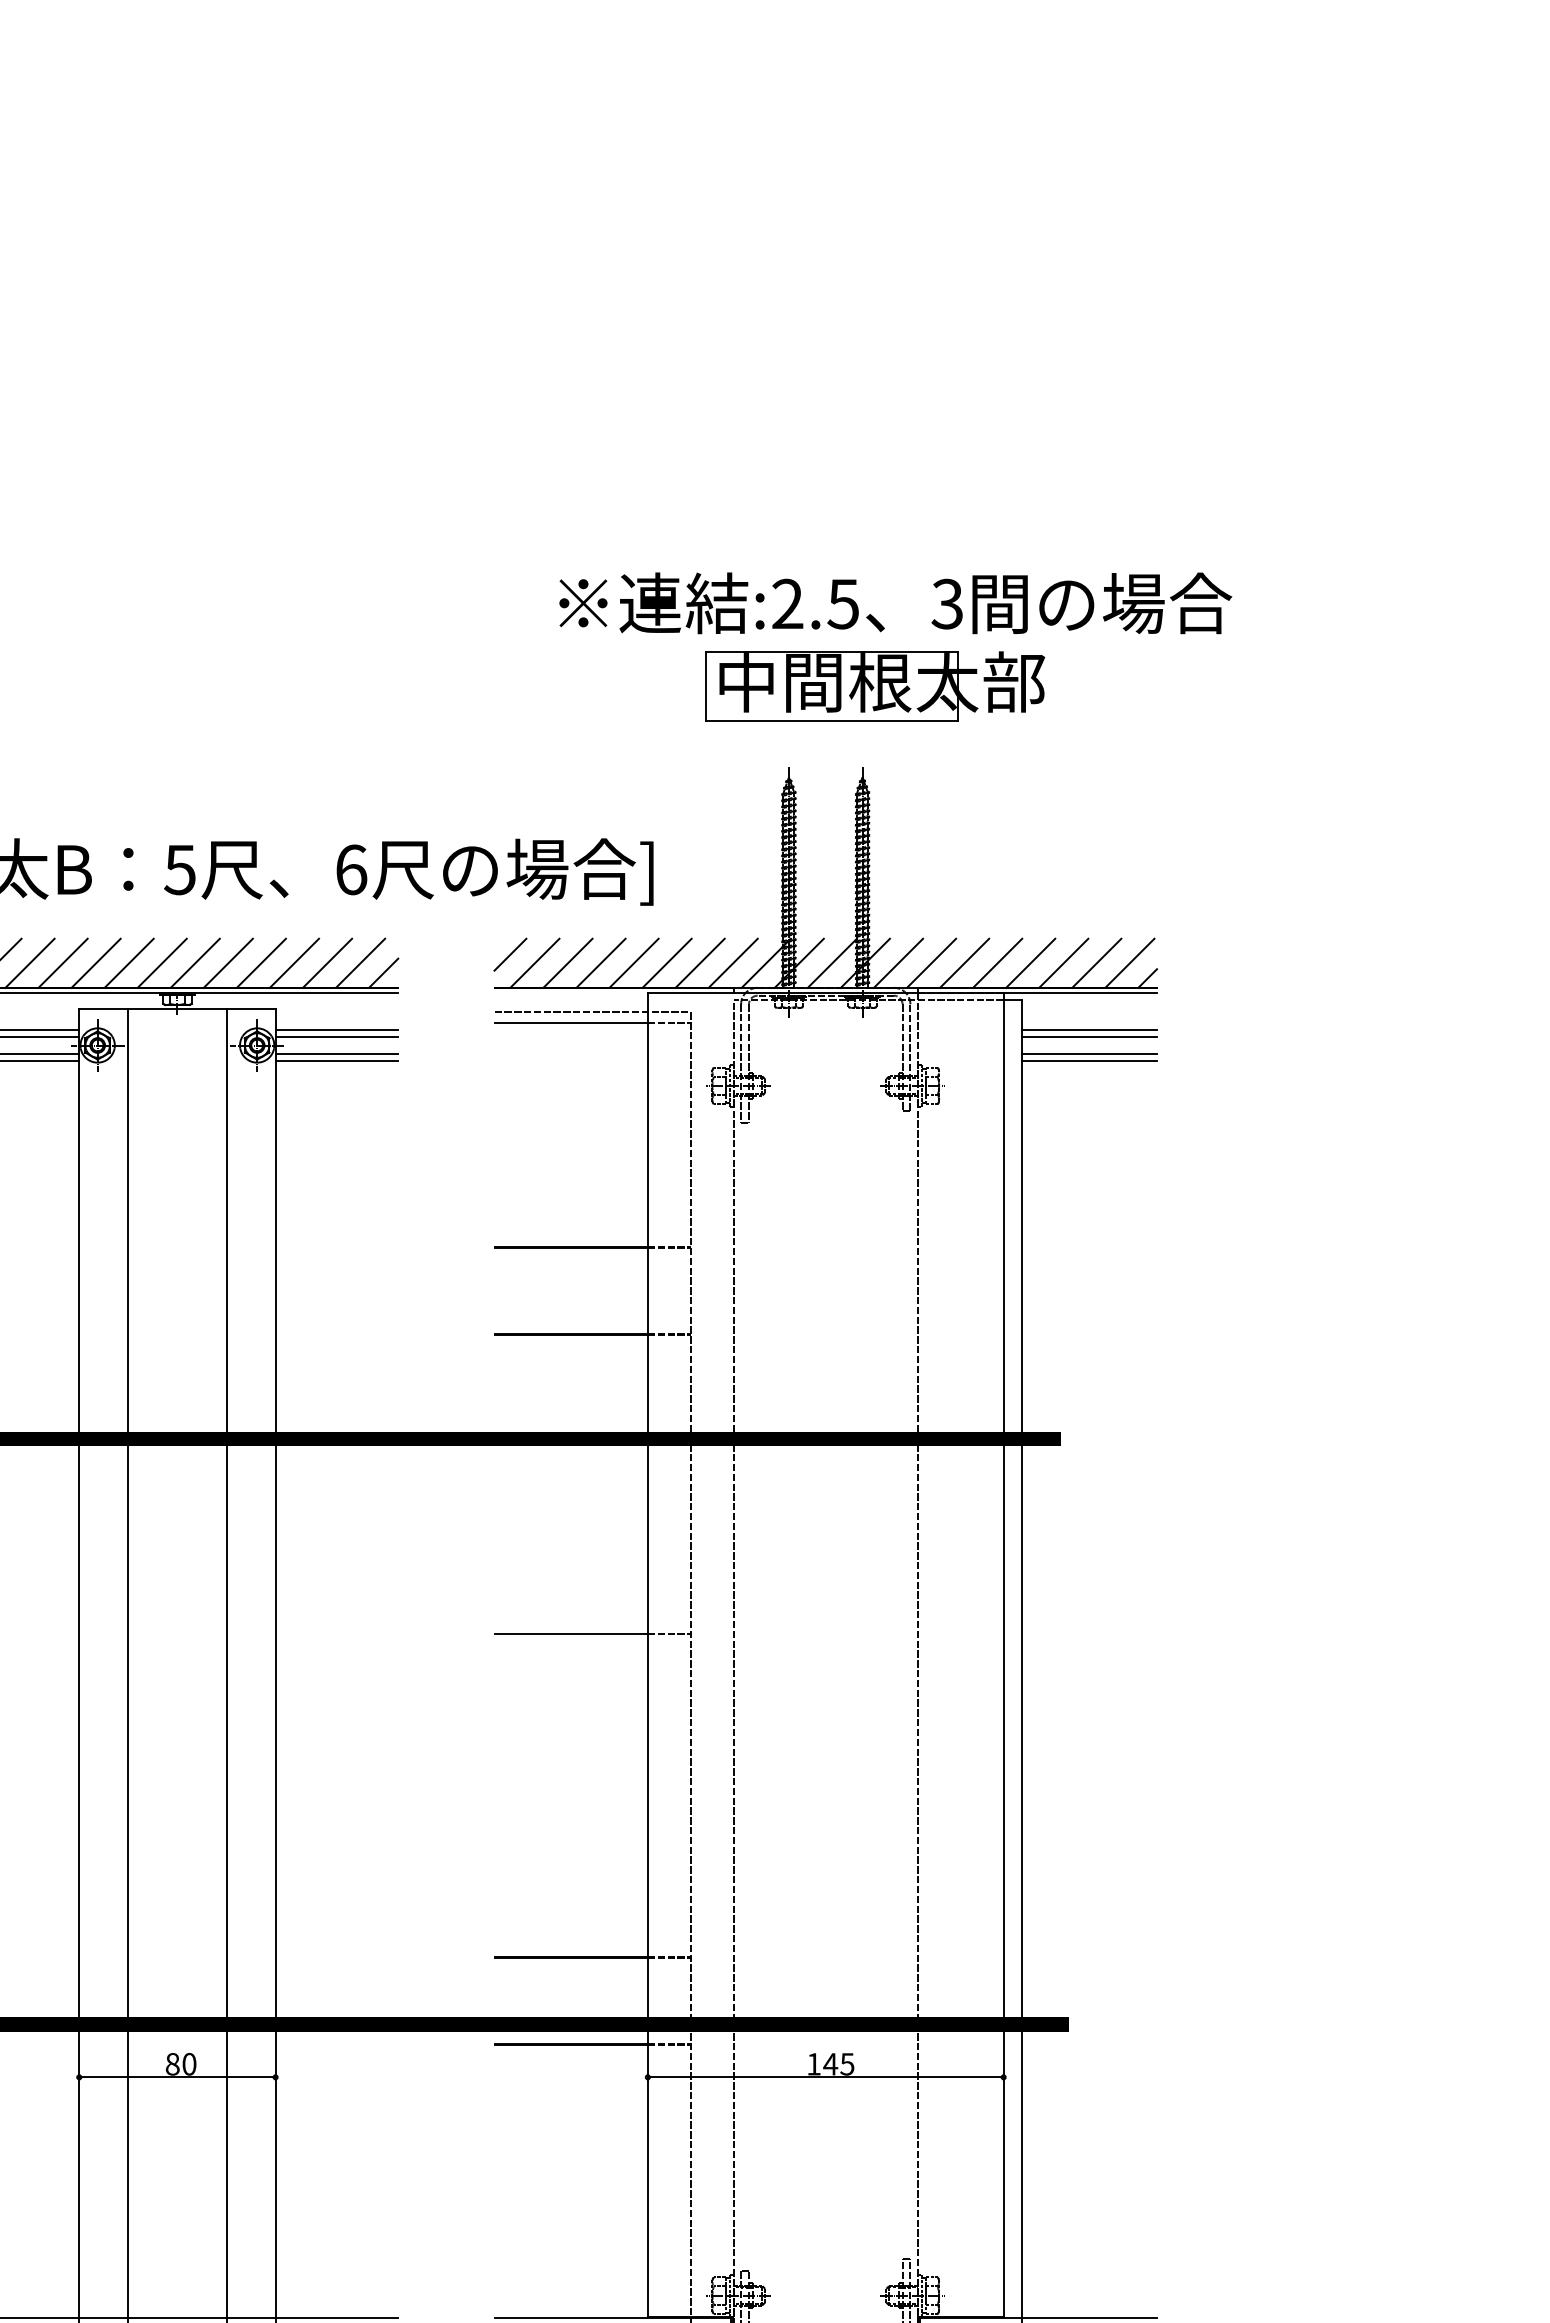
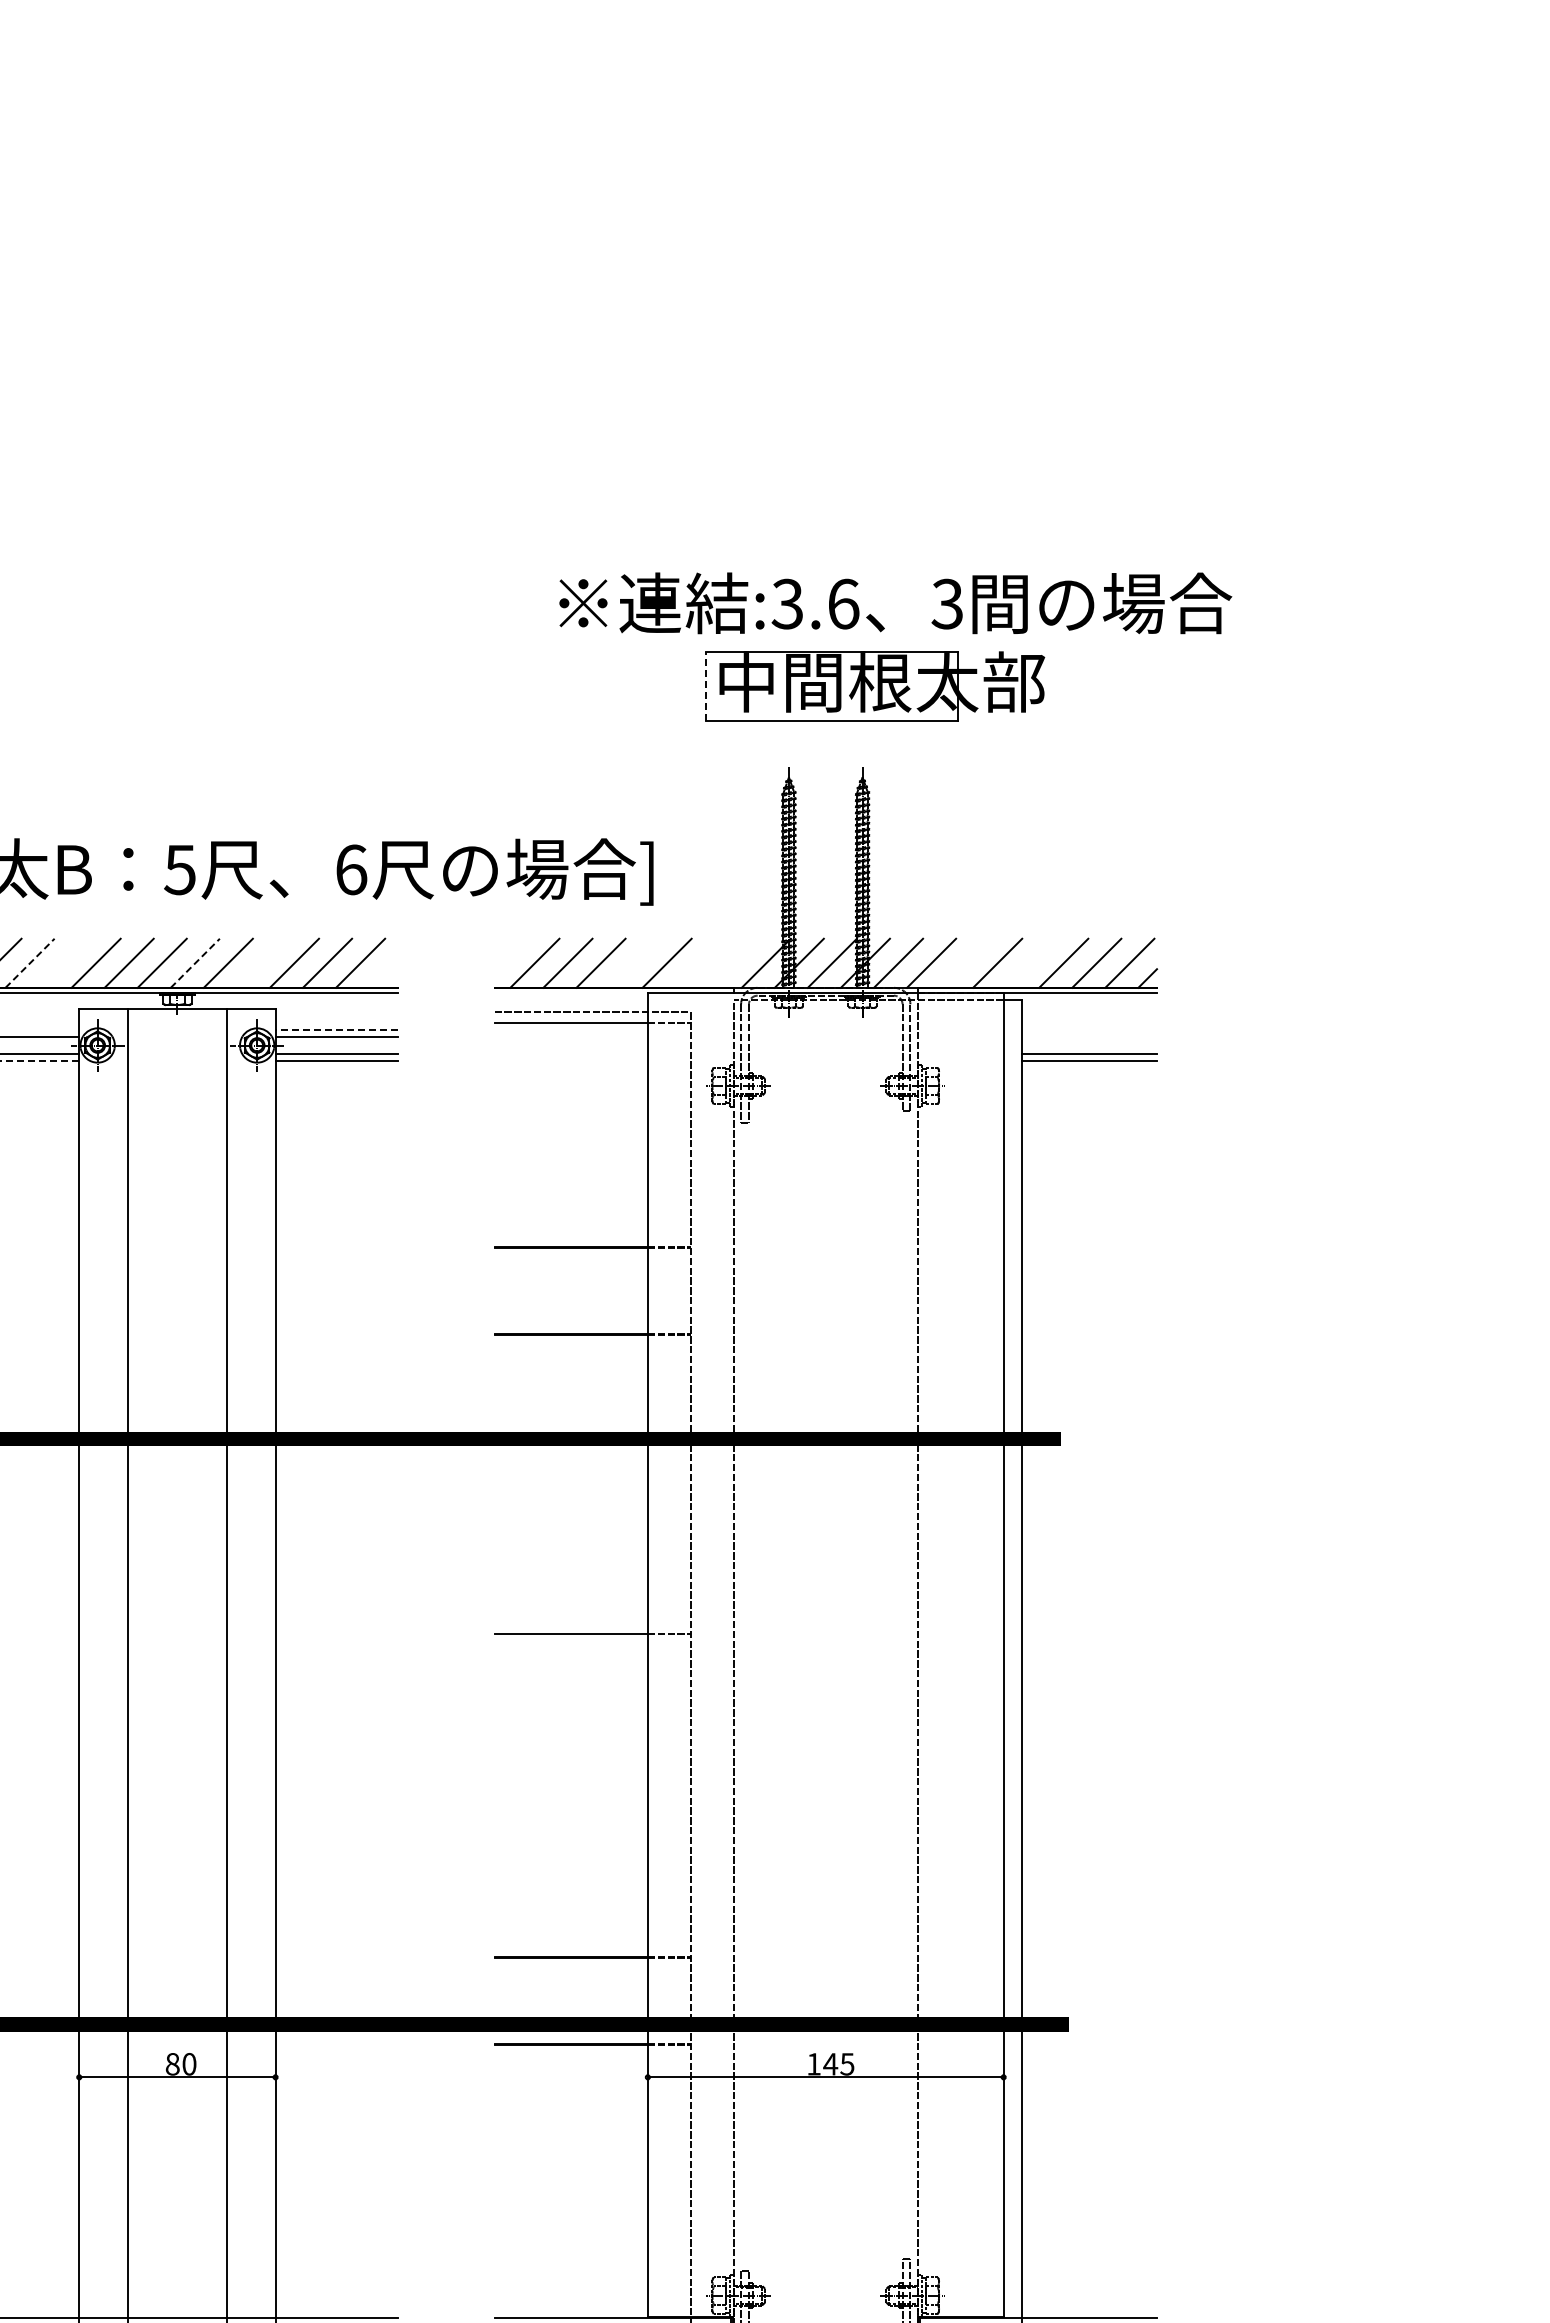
text: :2.5 -> :3.6 (815, 603)
line: solid -> dashed (706, 685)
line: present -> none (510, 954)
line: present -> none (62, 962)
line: present -> none (260, 962)
line: present -> none (633, 962)
line: present -> none (699, 962)
line: present -> none (732, 962)
line: present -> none (964, 962)
line: present -> none (1030, 962)
line: solid -> dashed (30, 963)
line: solid -> dashed (195, 963)
line: present -> none (383, 972)
line: present -> none (40, 1029)
line: solid -> dashed (336, 1029)
line: present -> none (1089, 1029)
line: present -> none (1089, 1036)
line: solid -> dashed (39, 1061)
